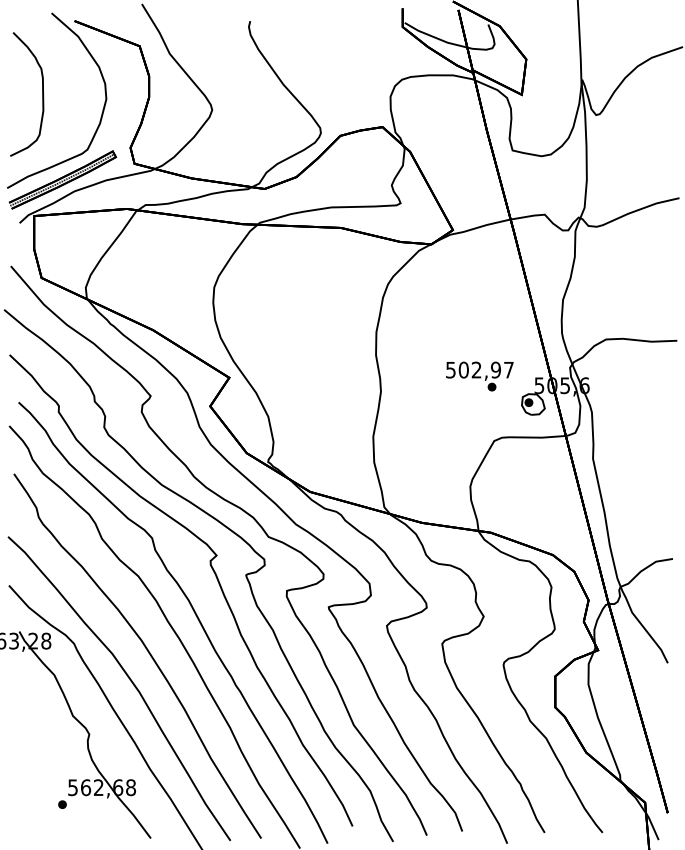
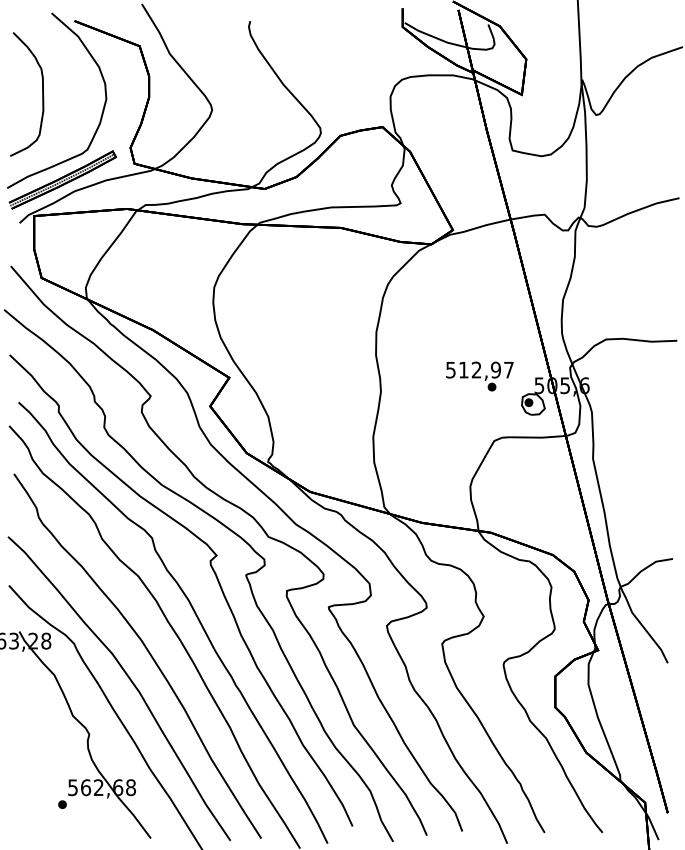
text: 502,97 -> 512,97 (463, 369)
